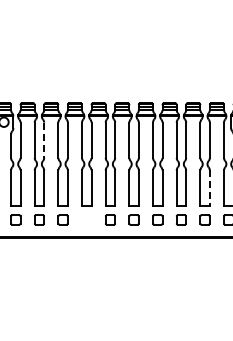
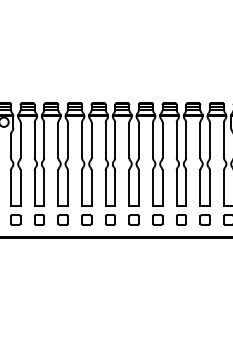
line: dashed -> solid (44, 140)
line: dashed -> solid (209, 188)
part: none -> present (86, 219)
